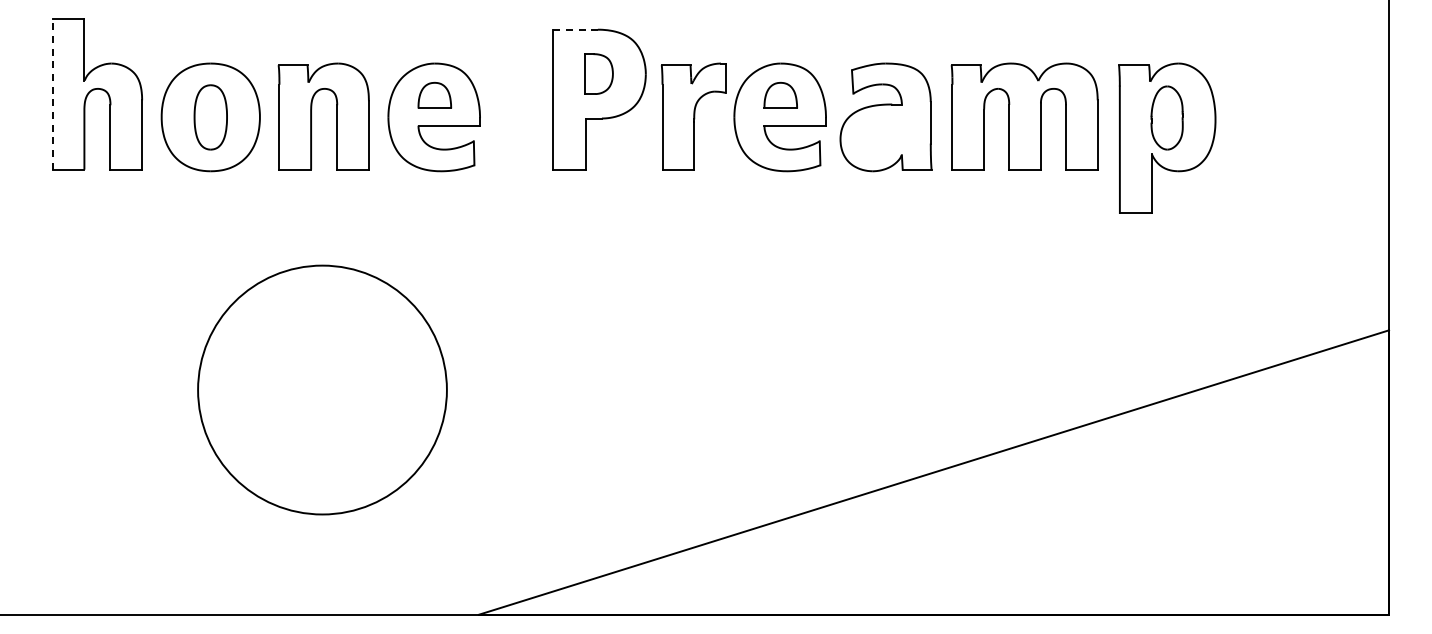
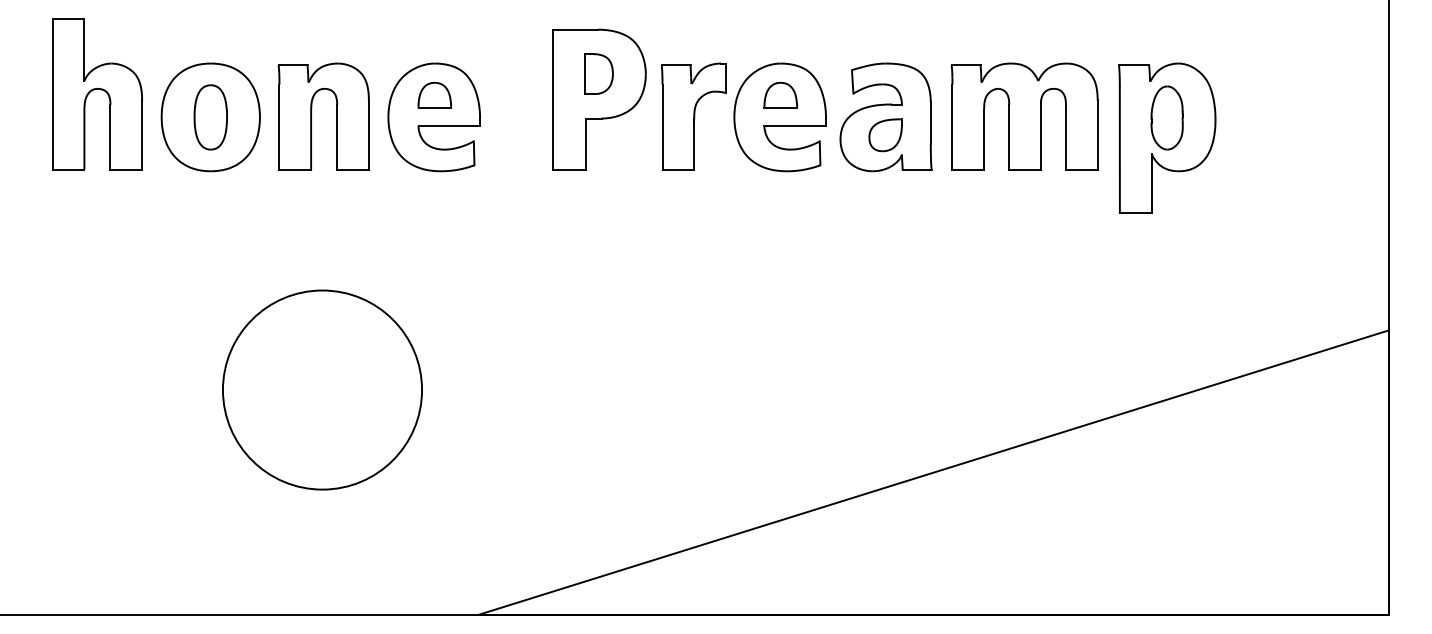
line: dashed -> solid (576, 29)
line: dashed -> solid (52, 93)
part: none -> present (885, 135)
circle diameter: 249 px -> 199 px (322, 389)
